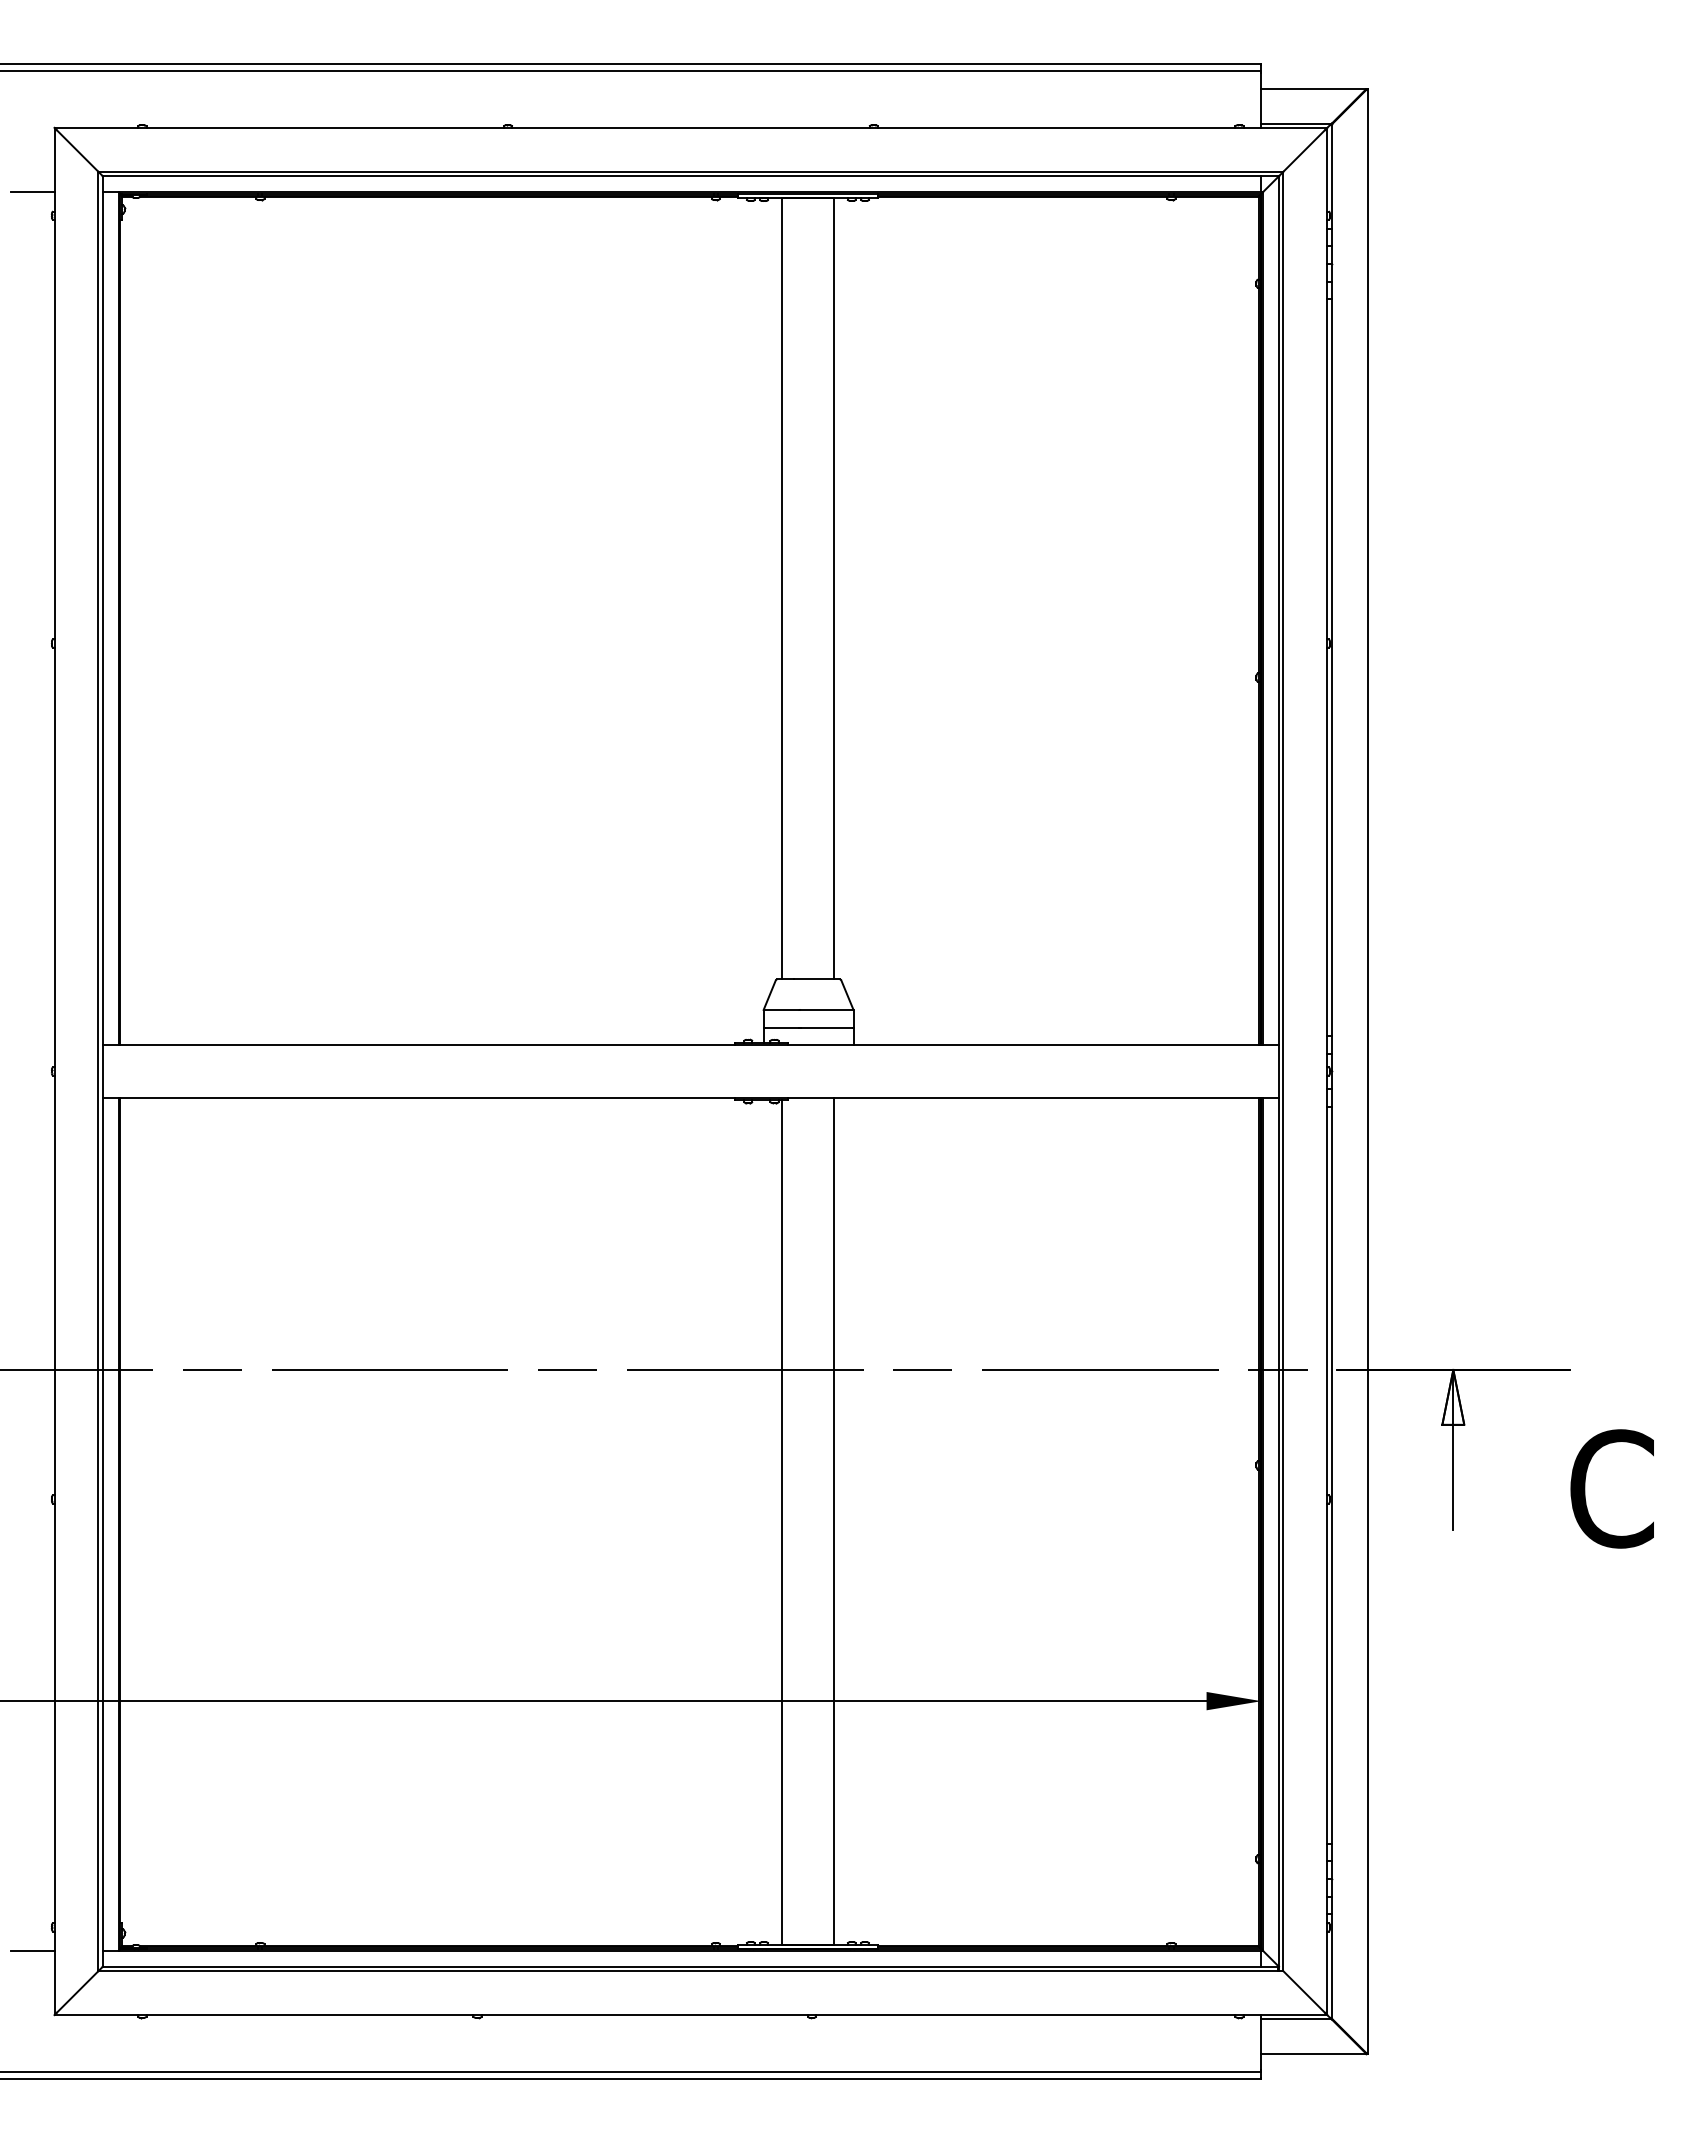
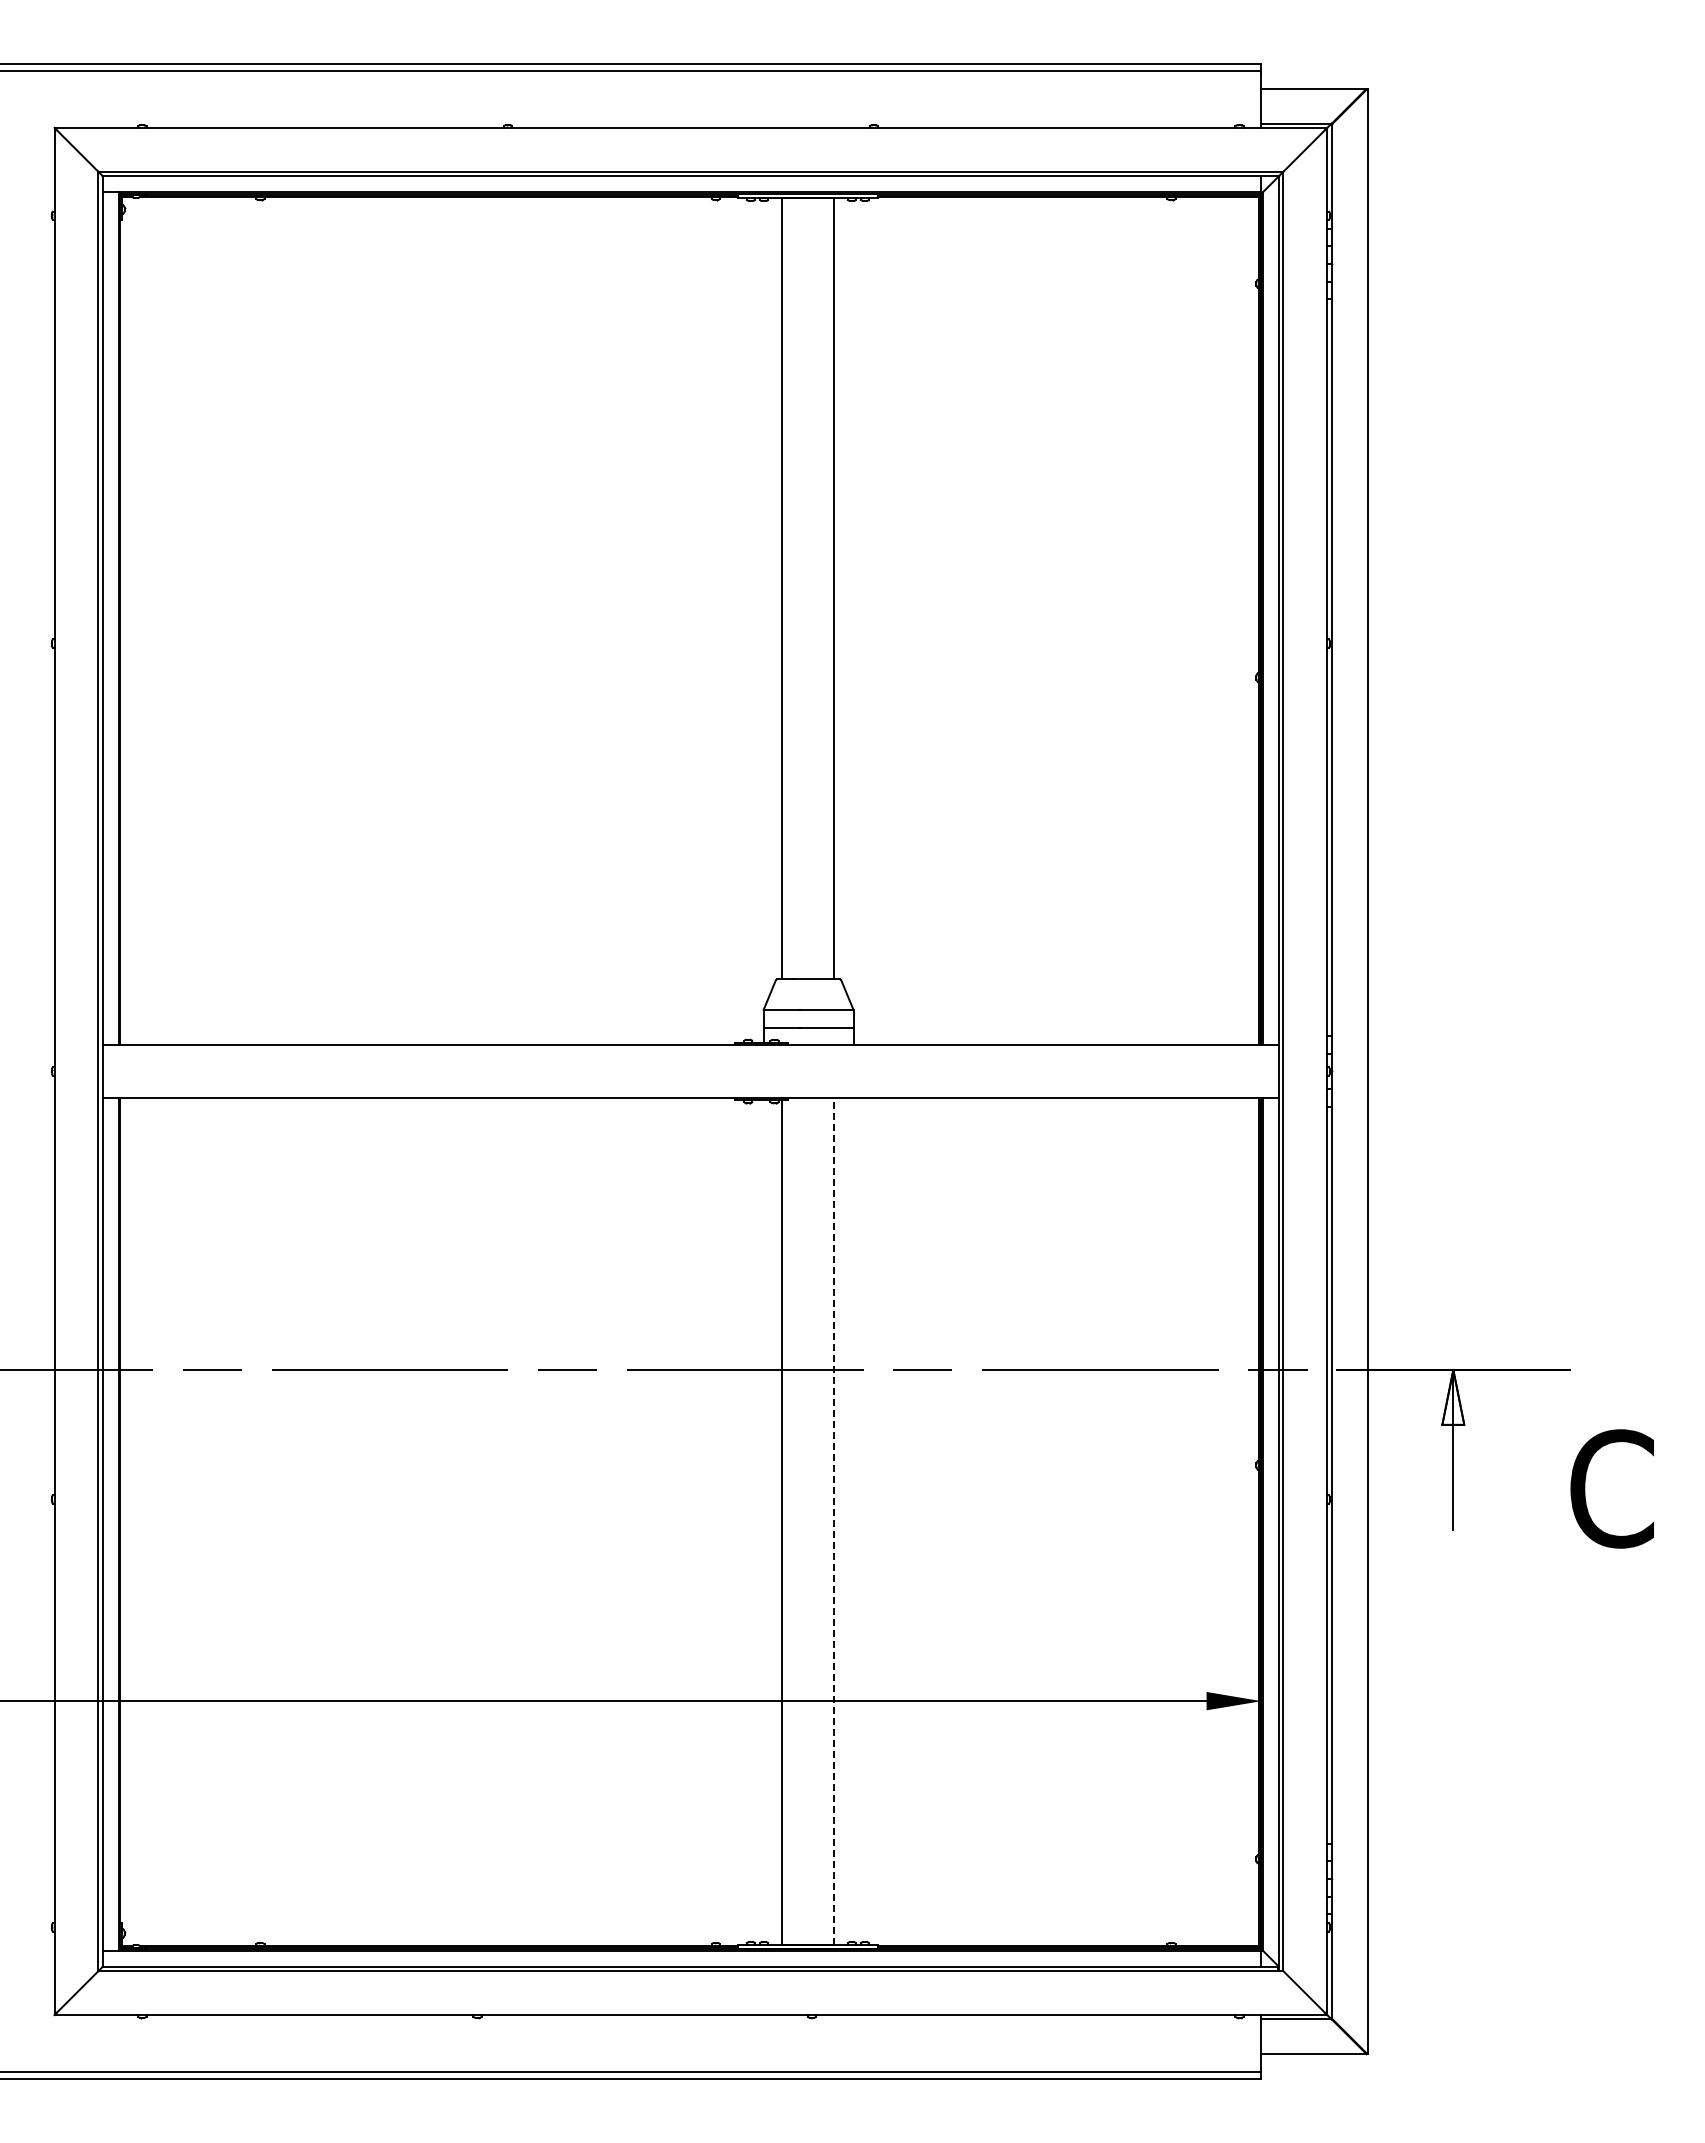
line: present -> none (32, 192)
line: solid -> dashed (834, 1521)
line: present -> none (32, 1950)
